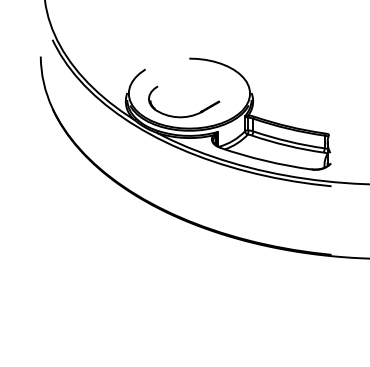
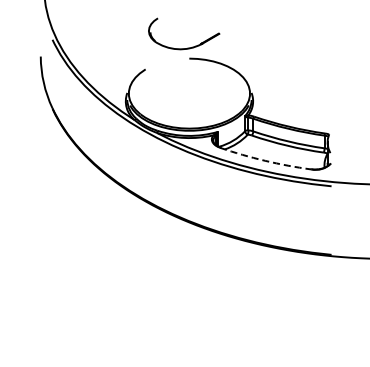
part position: (187, 115) -> (187, 47) (187, 47)
arc: solid -> dashed (265, 160)
